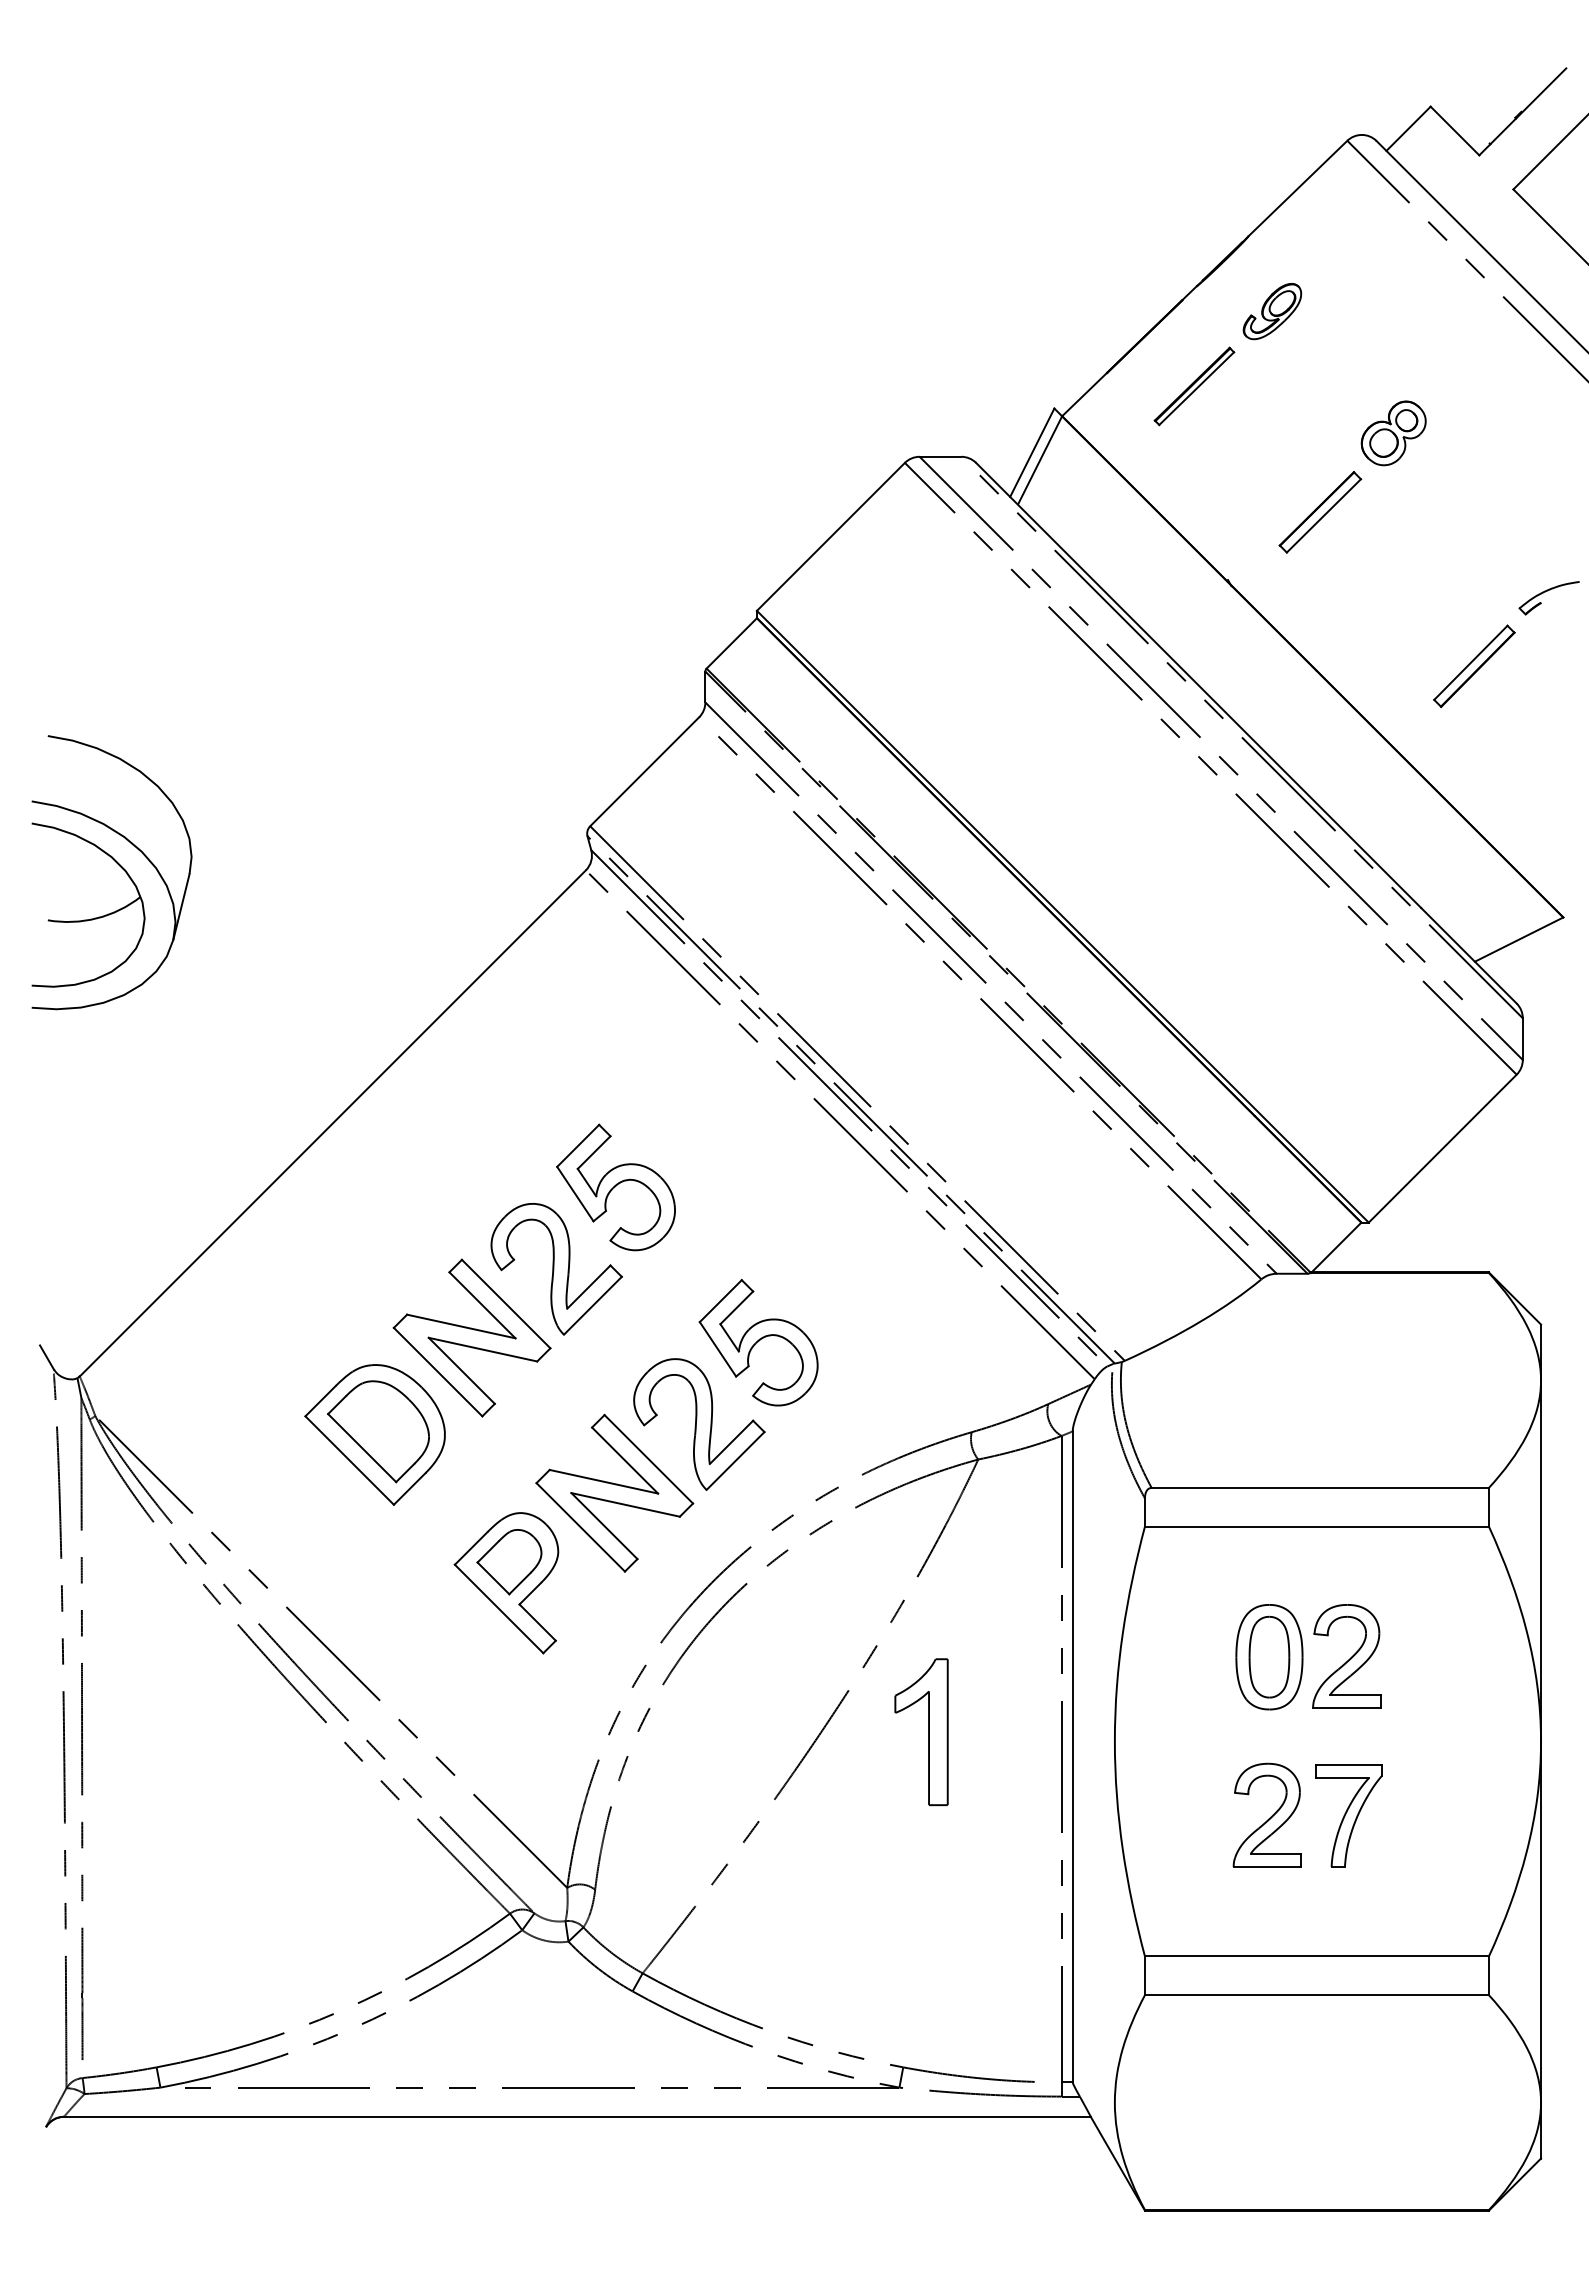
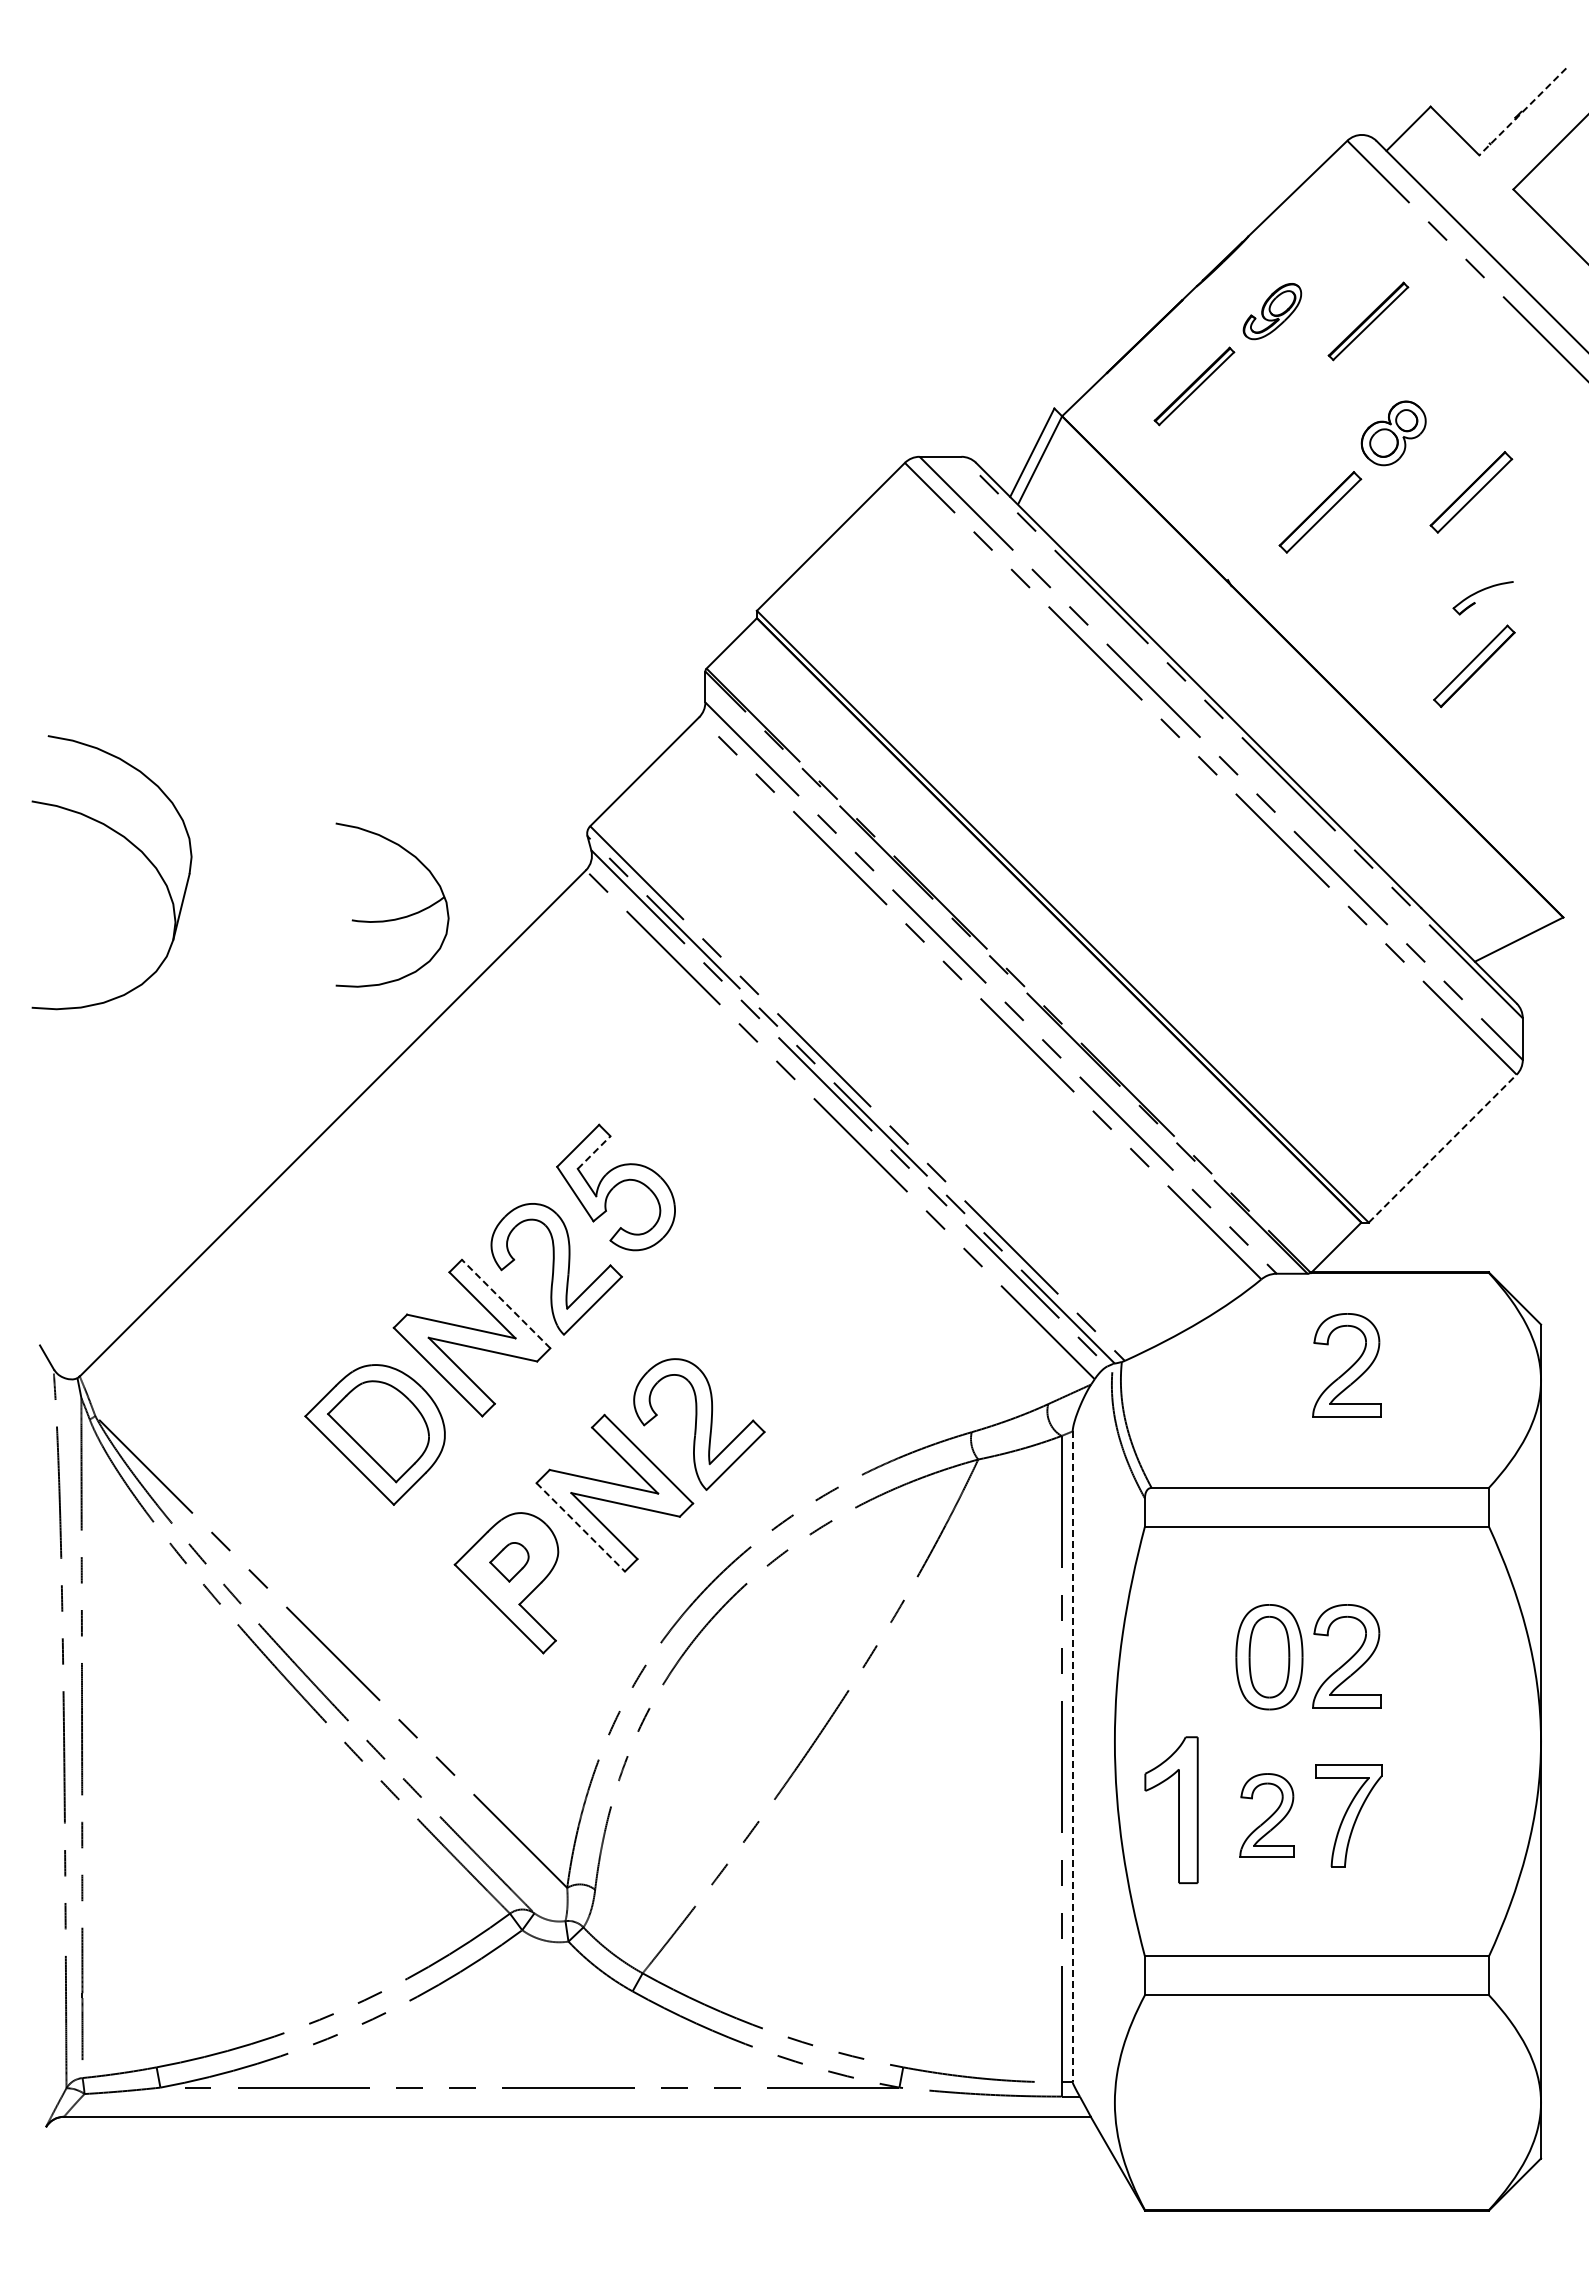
line: solid -> dashed (1522, 111)
part: none -> present (1368, 321)
part: none -> present (1471, 492)
part position: (1545, 592) -> (1479, 592) (1479, 592)
part position: (90, 918) -> (394, 918) (394, 918)
line: solid -> dashed (1442, 1148)
line: solid -> dashed (594, 1152)
line: solid -> dashed (506, 1304)
part: present -> none (758, 1342)
part: none -> present (1346, 1365)
line: solid -> dashed (580, 1527)
part size: 67x67 px -> 41x41 px (509, 1562)
part position: (928, 1732) -> (1178, 1810) (1178, 1810)
line: solid -> dashed (1072, 1757)
part size: 70x106 px -> 56x85 px (1266, 1815)
